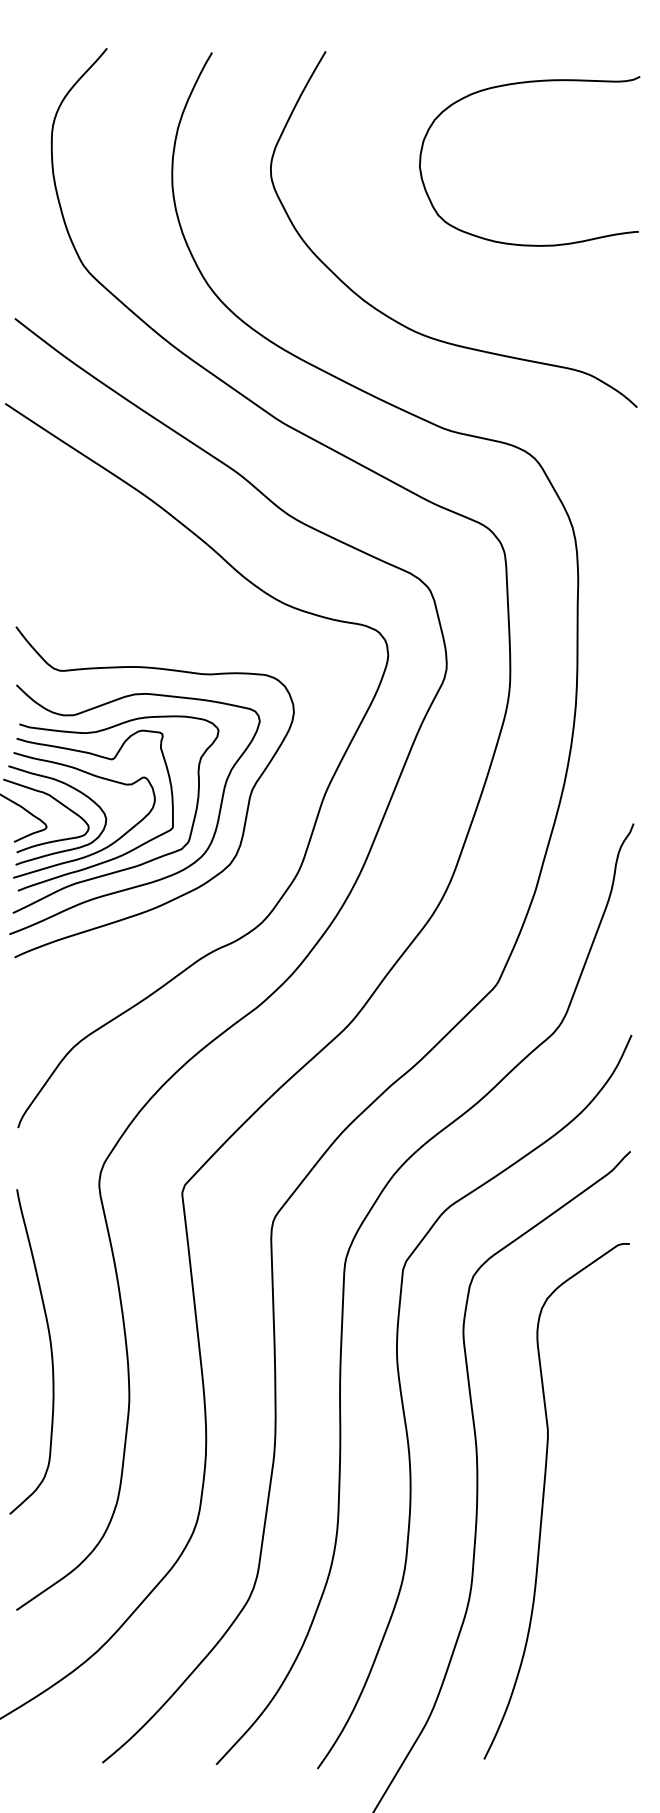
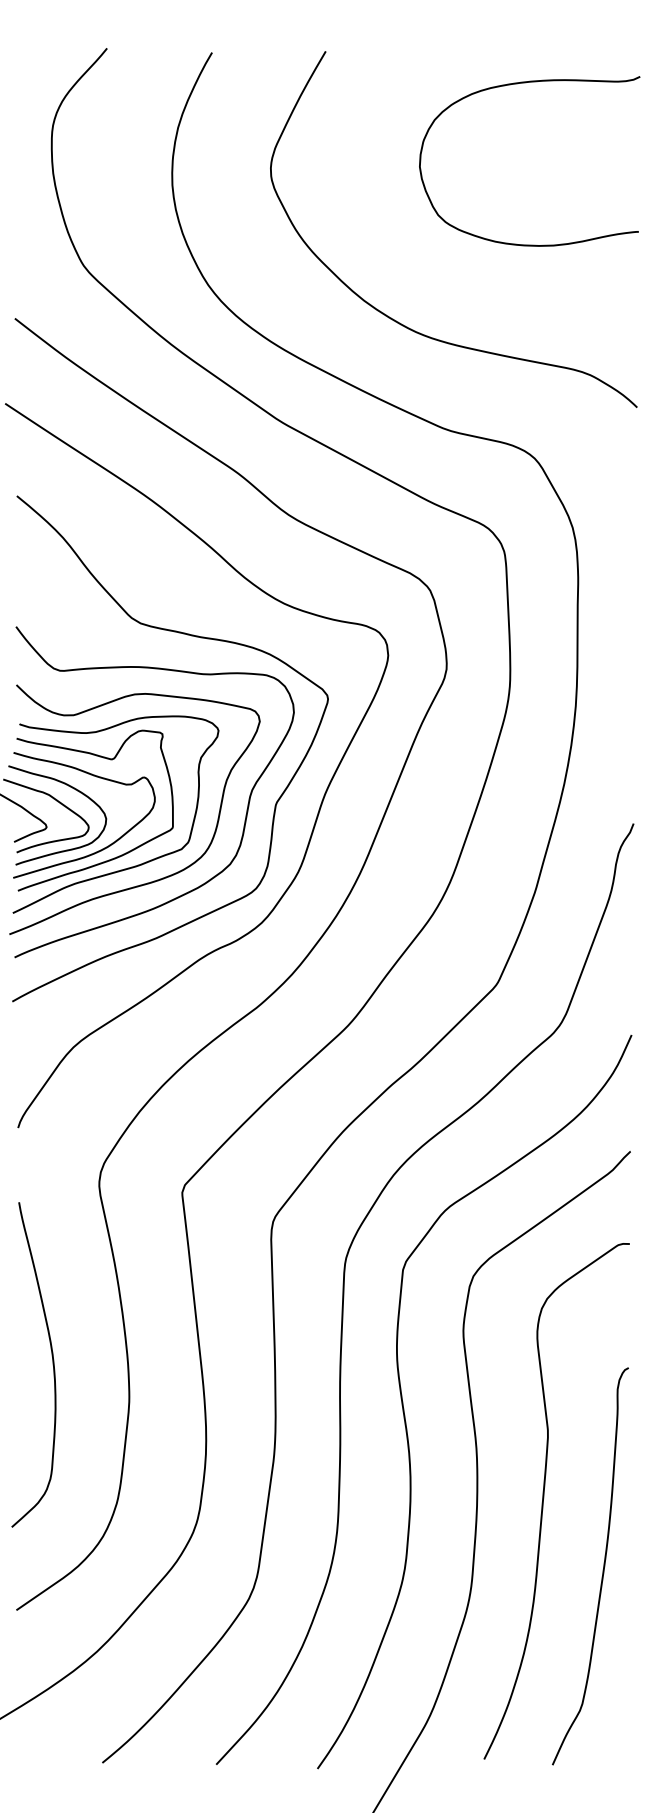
curve: none -> present (191, 636)
curve position: (50, 1351) -> (52, 1364) (52, 1364)
curve: none -> present (602, 1569)
